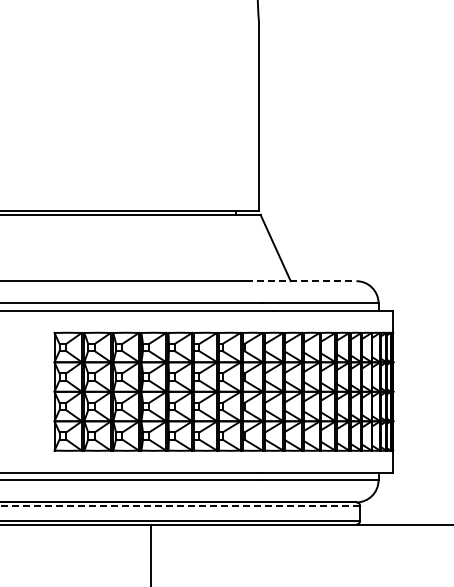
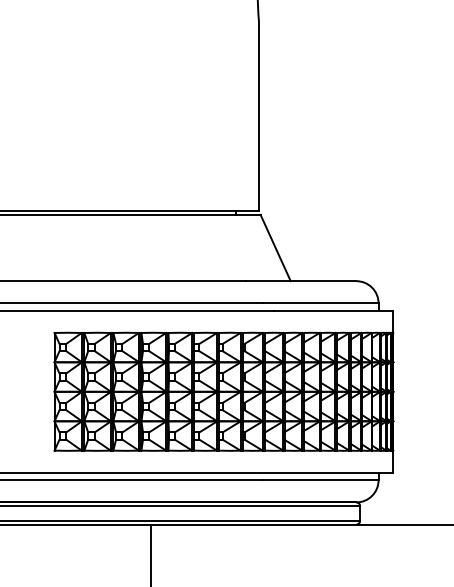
line: dashed -> solid (301, 281)
line: dashed -> solid (180, 506)
